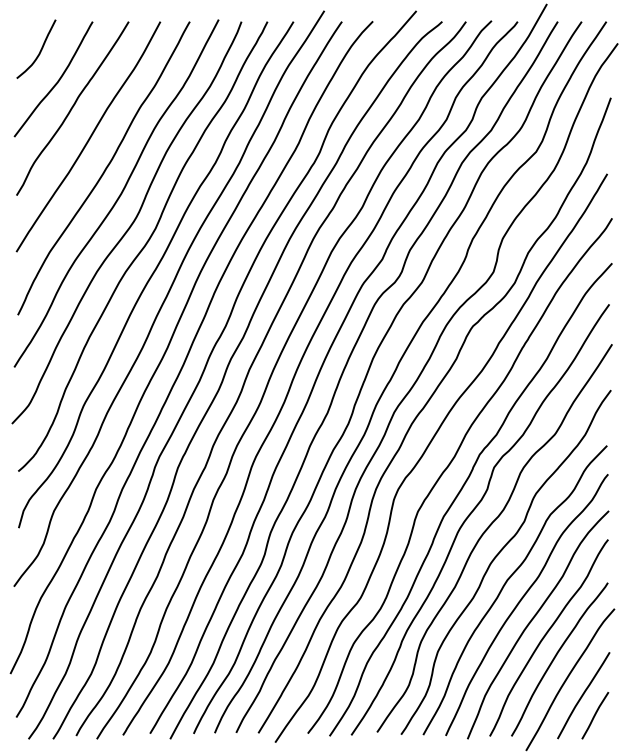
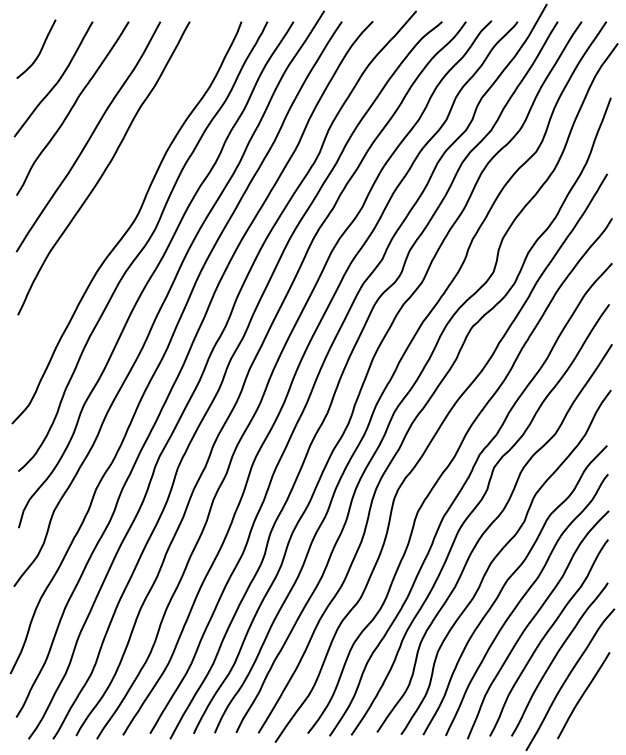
curve: present -> none (119, 194)
line: present -> none (595, 715)
